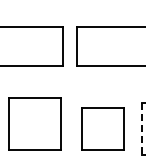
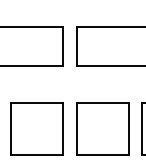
part position: (34, 123) -> (36, 128) (36, 128)
part size: 44x44 px -> 54x54 px (102, 128)
line: dashed -> solid (141, 129)
